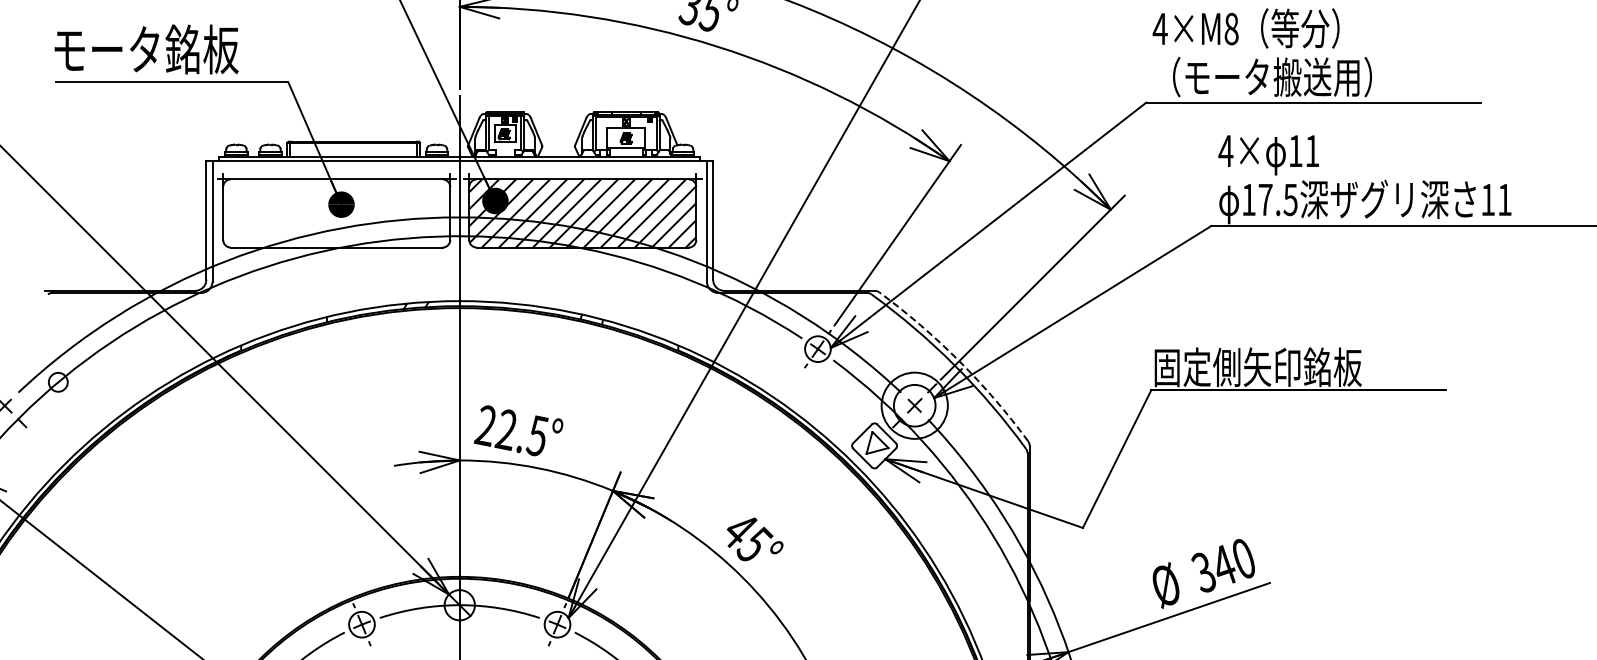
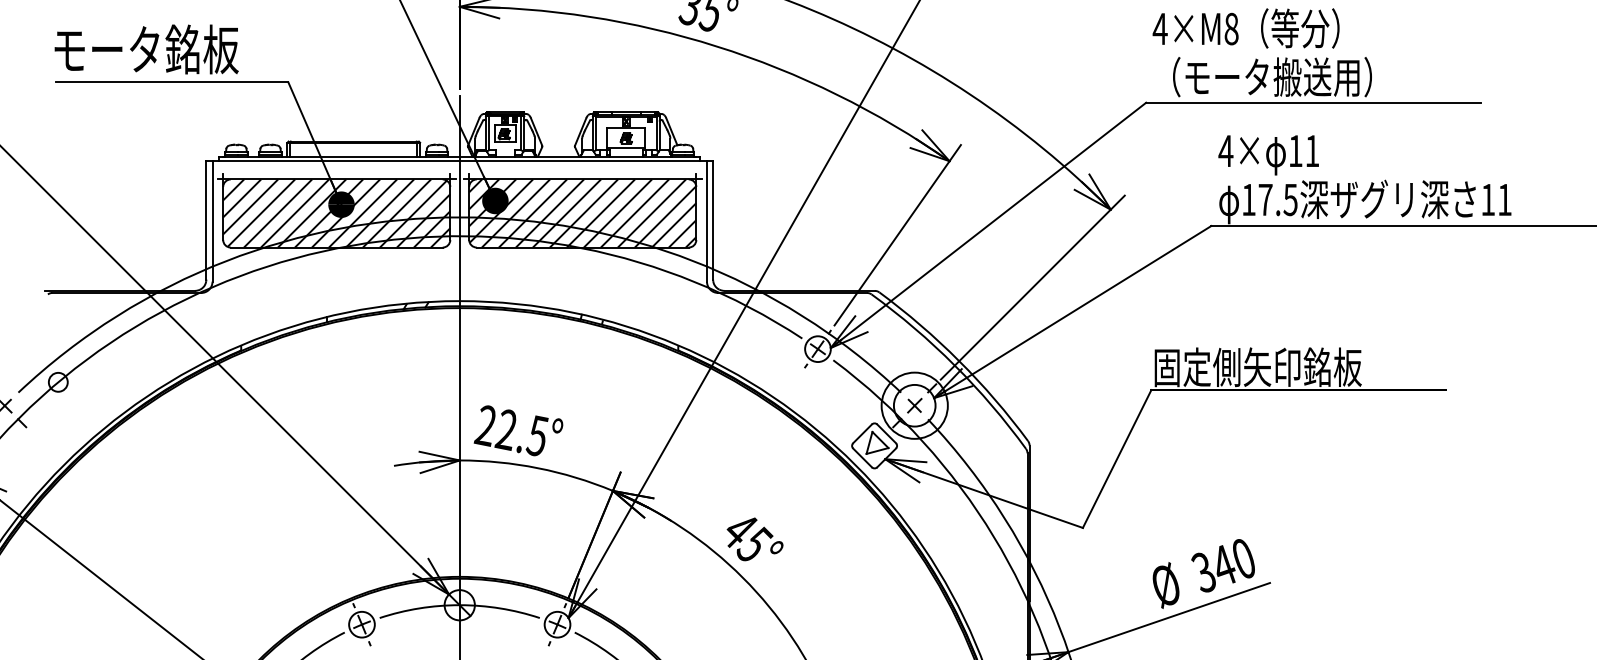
hatch: none -> present (336, 213)
arc: dashed -> solid (959, 361)
